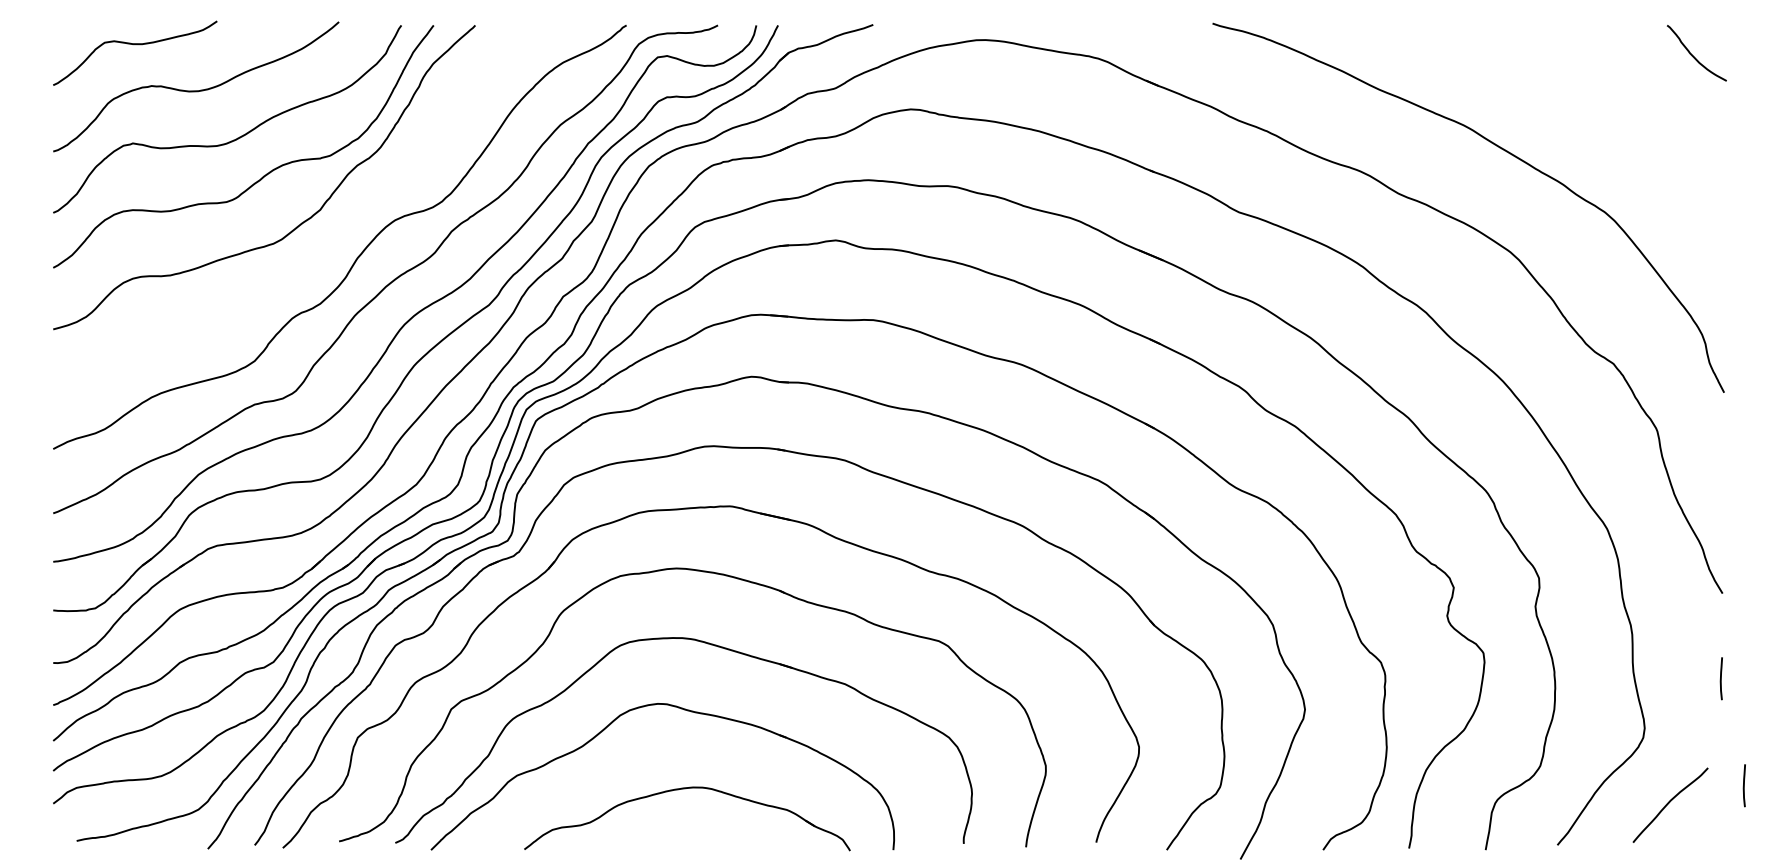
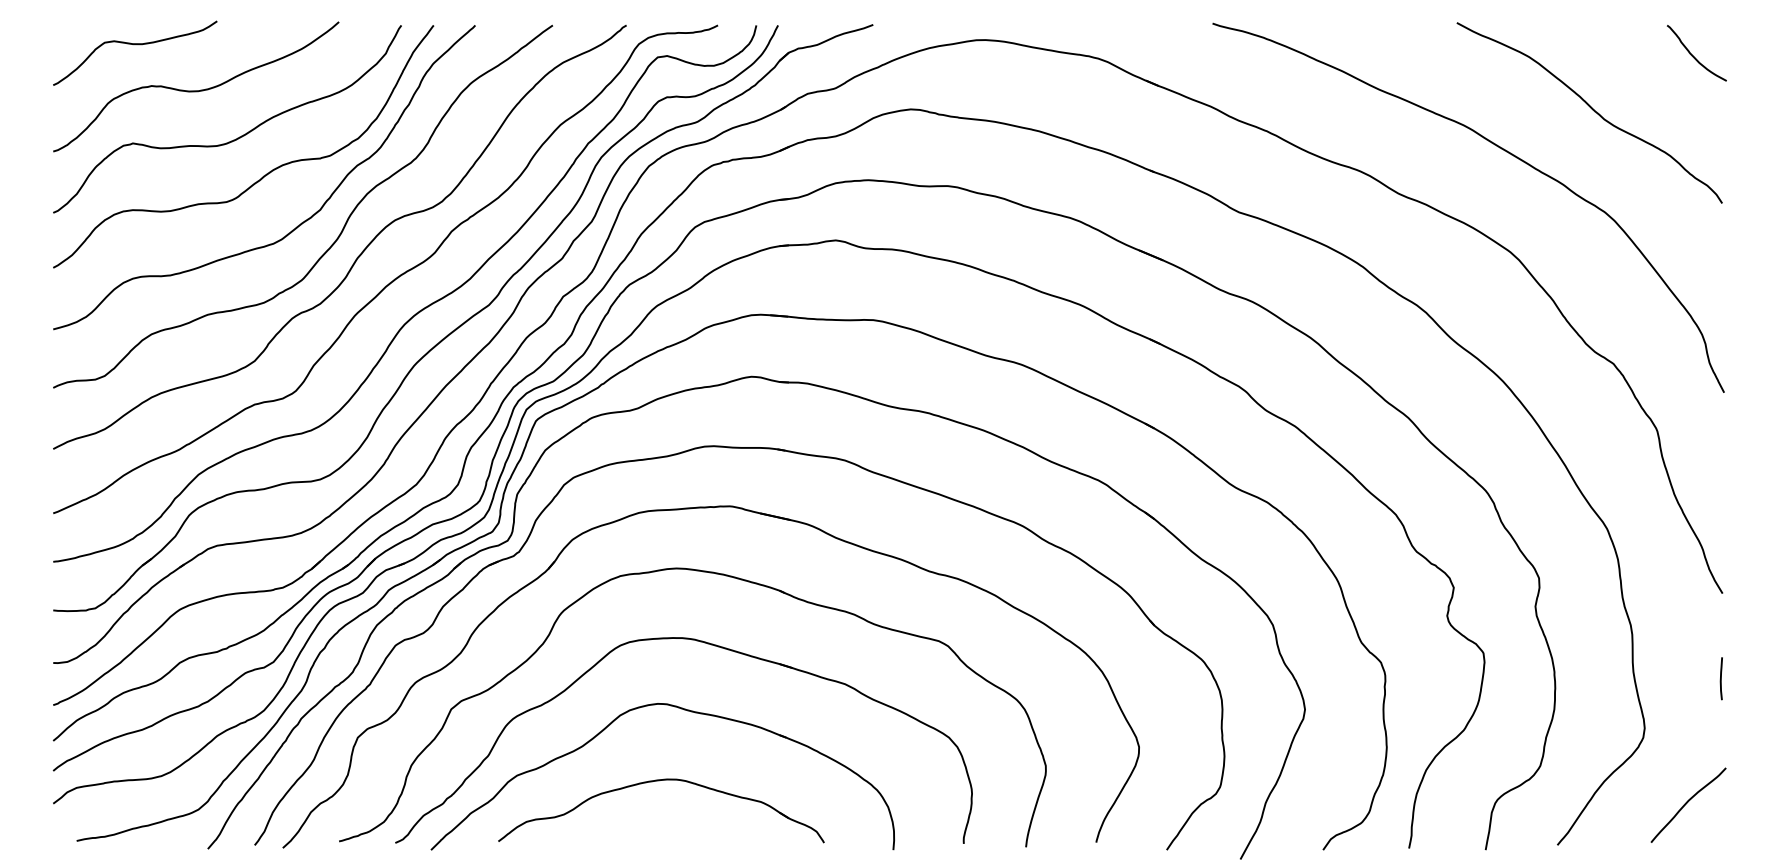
curve: none -> present (1591, 109)
curve: none -> present (343, 226)
line: present -> none (1743, 785)
part position: (685, 789) -> (659, 781) (659, 781)
curve position: (1669, 803) -> (1687, 803) (1687, 803)
